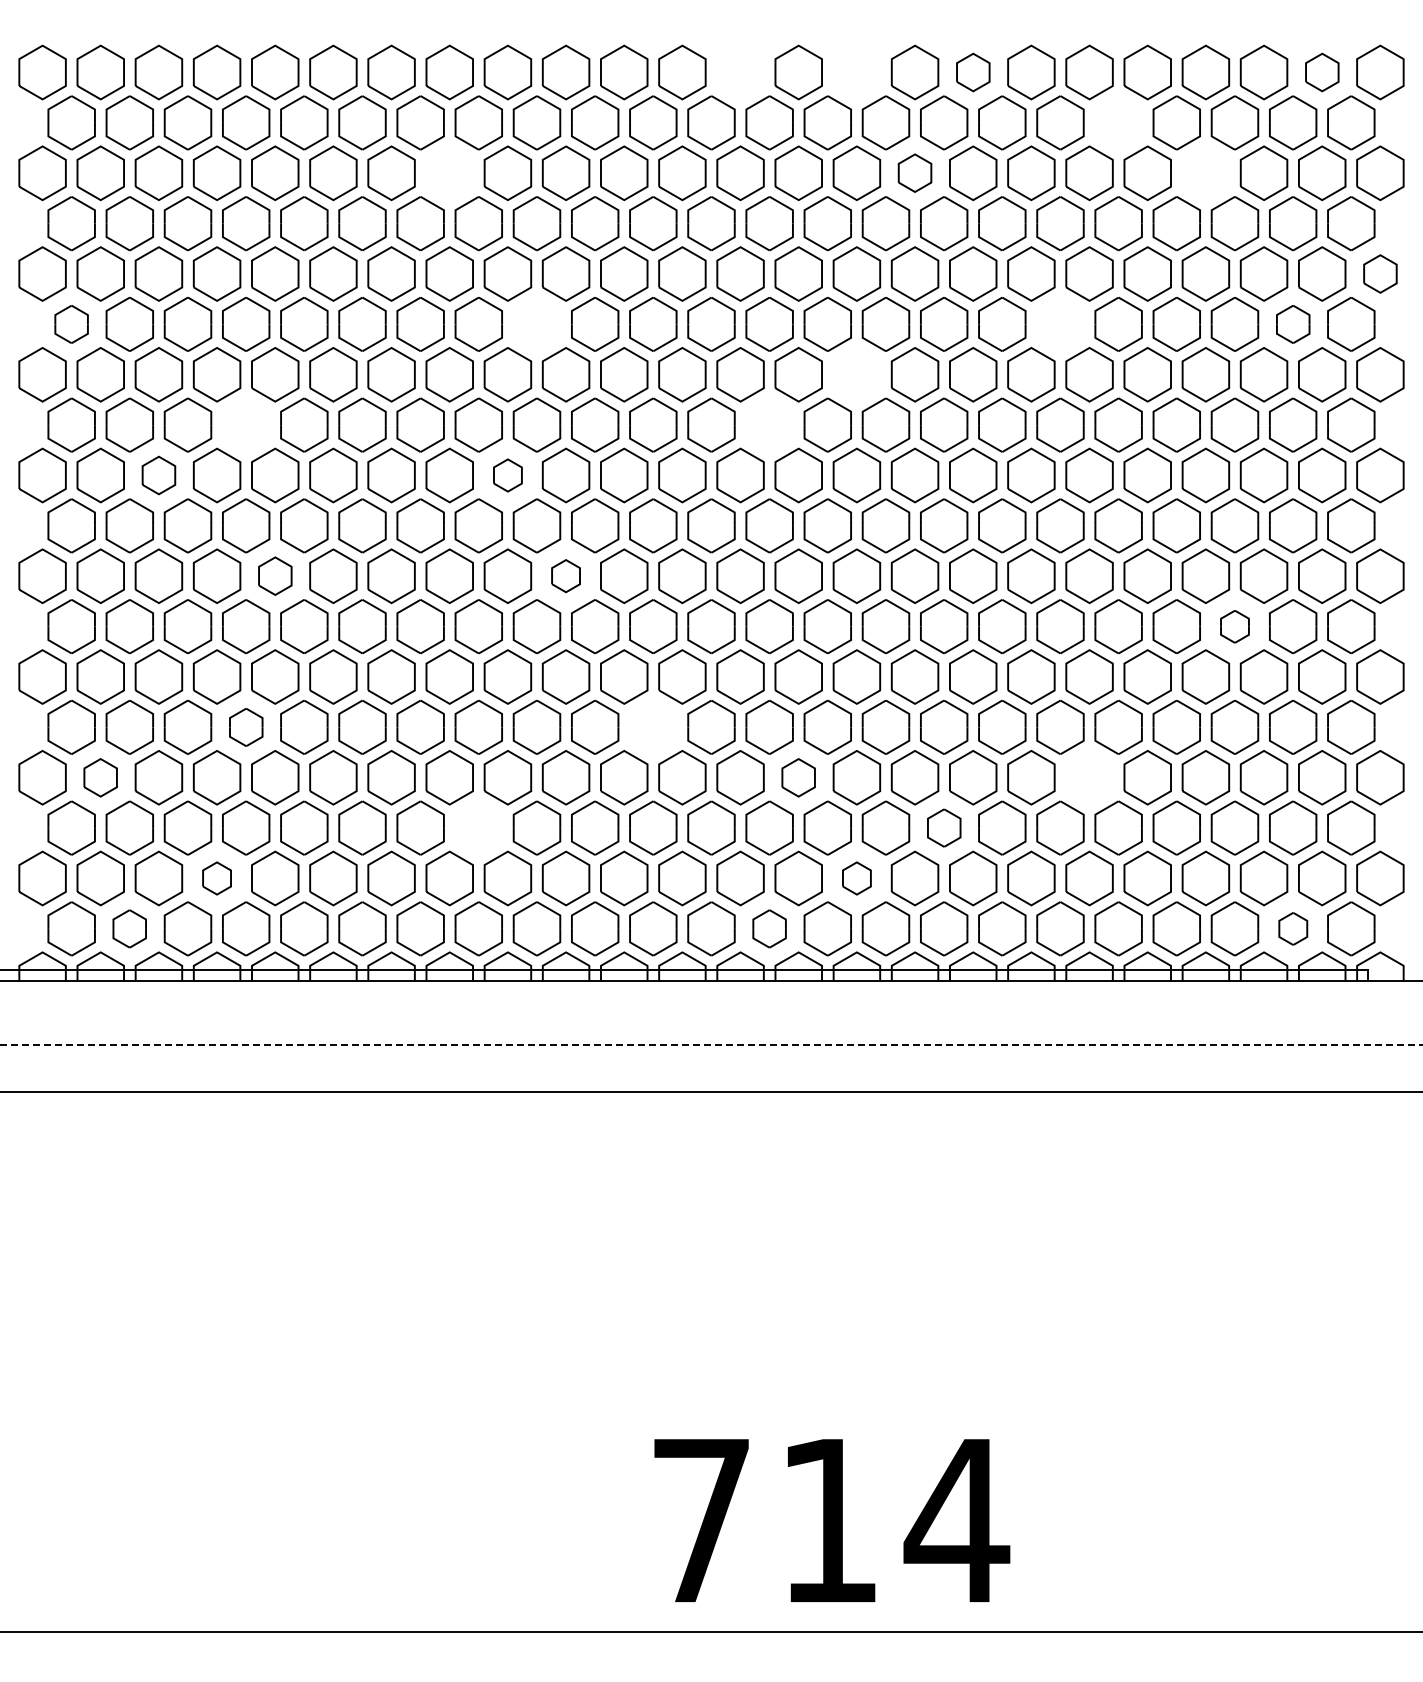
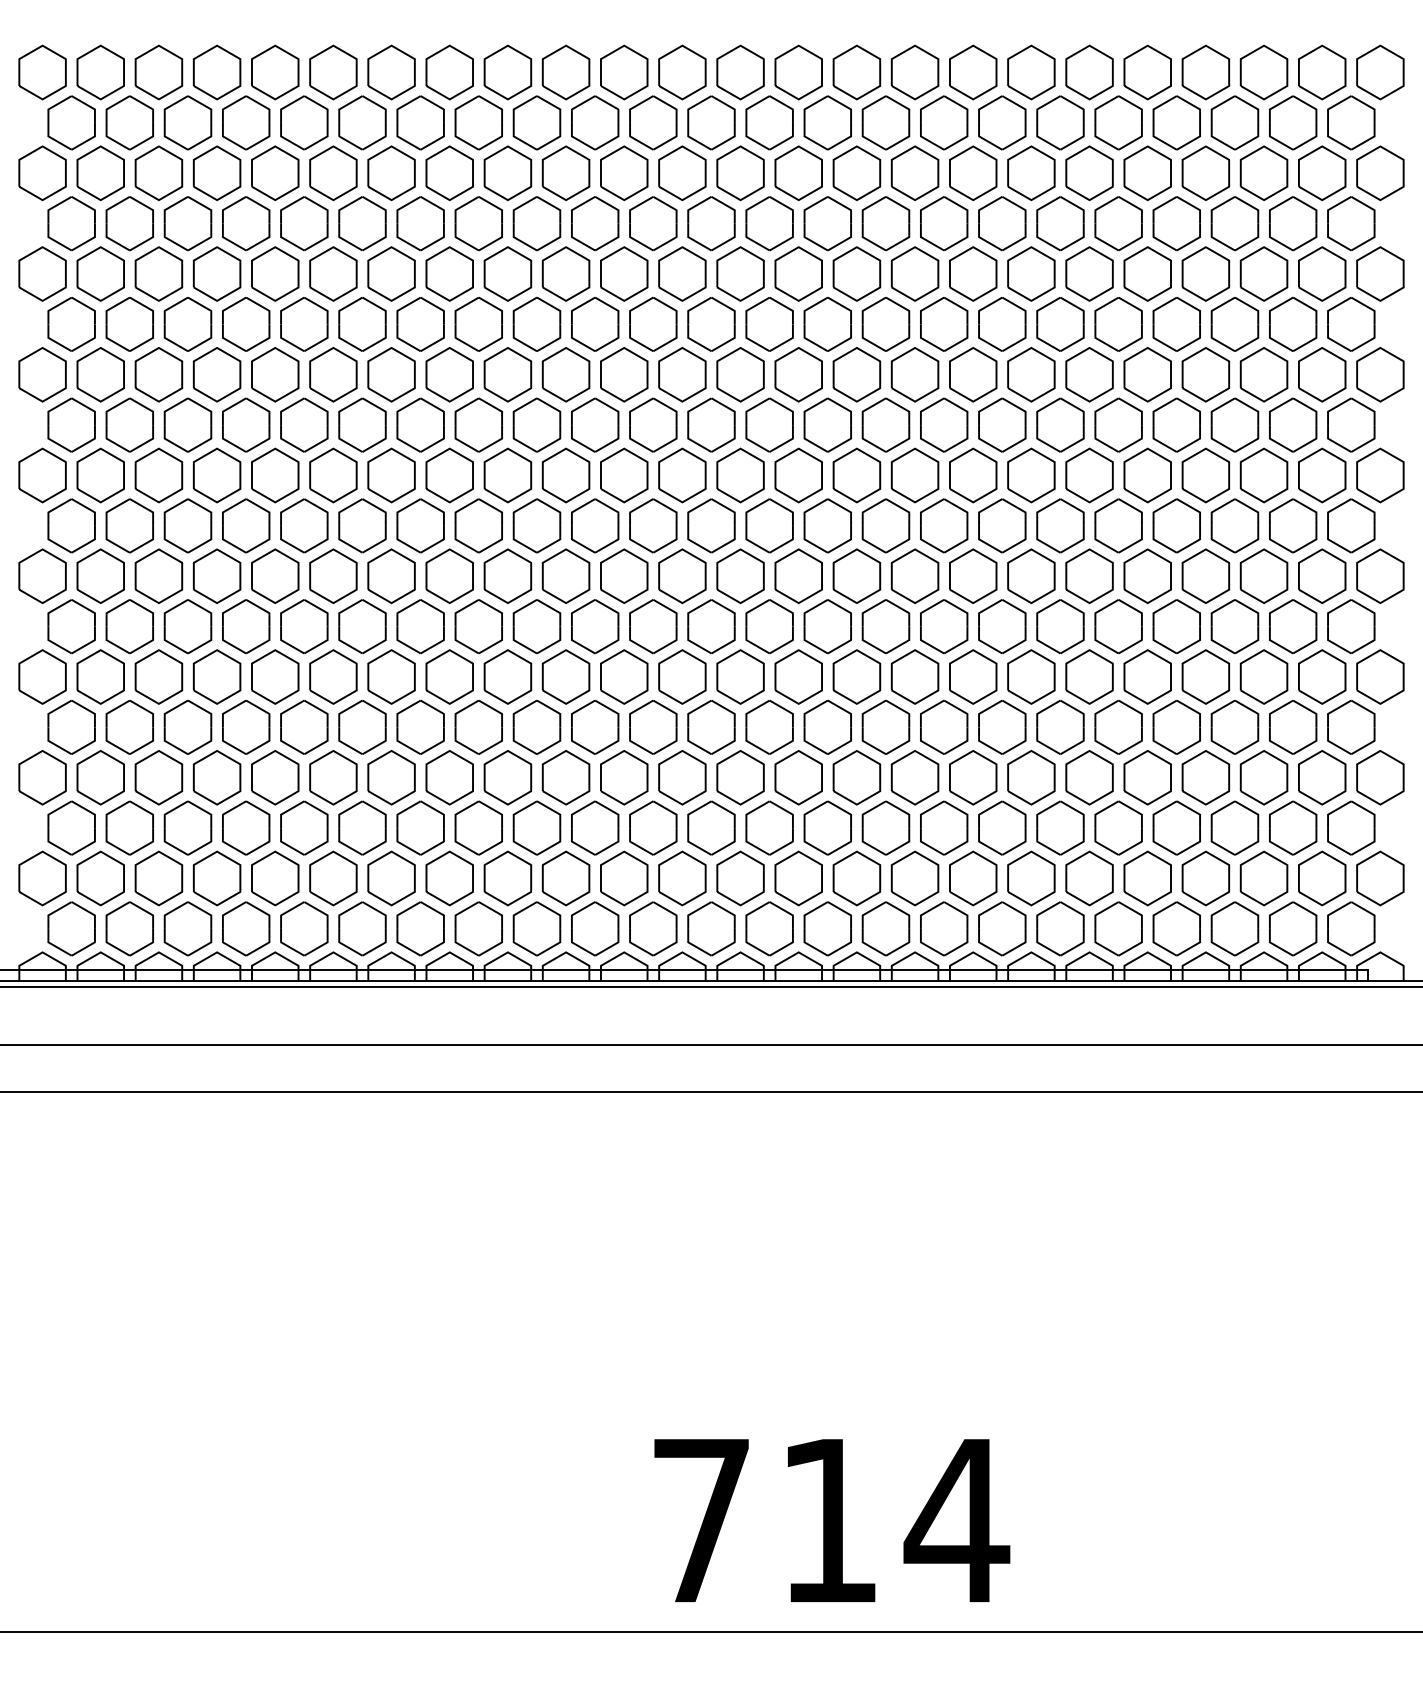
part: none -> present (740, 72)
part: none -> present (856, 72)
part size: 35x41 px -> 49x57 px (973, 72)
part size: 35x41 px -> 49x57 px (1322, 72)
part: none -> present (1118, 122)
part: none -> present (449, 172)
part size: 36x40 px -> 50x56 px (914, 172)
part: none -> present (1205, 172)
part size: 35x40 px -> 49x56 px (1380, 273)
part size: 35x39 px -> 49x55 px (71, 324)
part: none -> present (536, 324)
part: none -> present (1060, 324)
part size: 35x39 px -> 49x55 px (1293, 324)
part: none -> present (856, 374)
part: none -> present (246, 424)
part: none -> present (769, 424)
part size: 36x41 px -> 50x57 px (158, 475)
part size: 30x35 px -> 50x57 px (507, 475)
part size: 35x40 px -> 49x56 px (275, 575)
part size: 30x35 px -> 50x56 px (565, 575)
part size: 30x34 px -> 50x56 px (1234, 626)
part size: 35x39 px -> 49x55 px (246, 727)
part: none -> present (653, 727)
part size: 35x40 px -> 49x56 px (100, 777)
part size: 35x40 px -> 49x56 px (798, 777)
part: none -> present (1089, 777)
part: none -> present (478, 827)
part size: 35x40 px -> 49x56 px (944, 827)
part size: 30x35 px -> 50x57 px (216, 878)
part size: 30x35 px -> 50x57 px (856, 878)
part size: 35x40 px -> 49x56 px (129, 928)
part size: 35x40 px -> 49x56 px (769, 928)
part size: 31x34 px -> 49x56 px (1293, 928)
line: none -> present (710, 987)
line: dashed -> solid (711, 1045)
